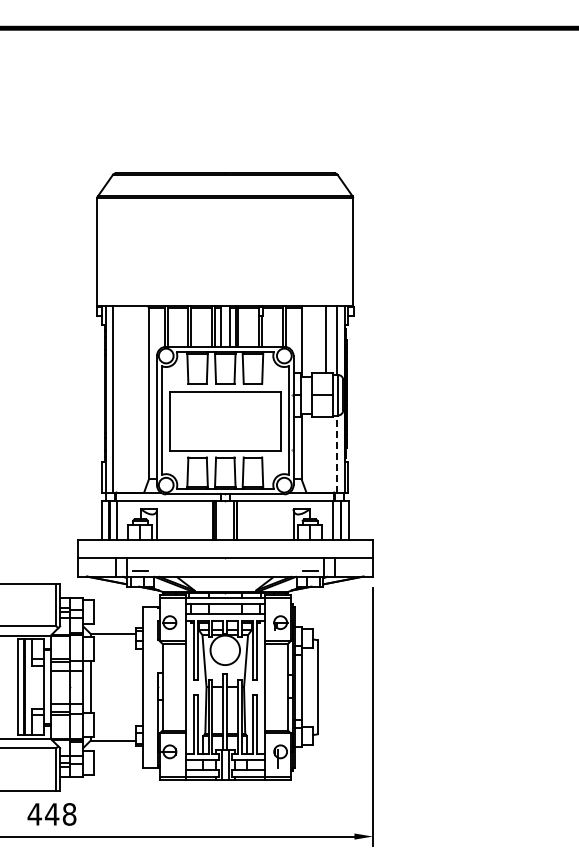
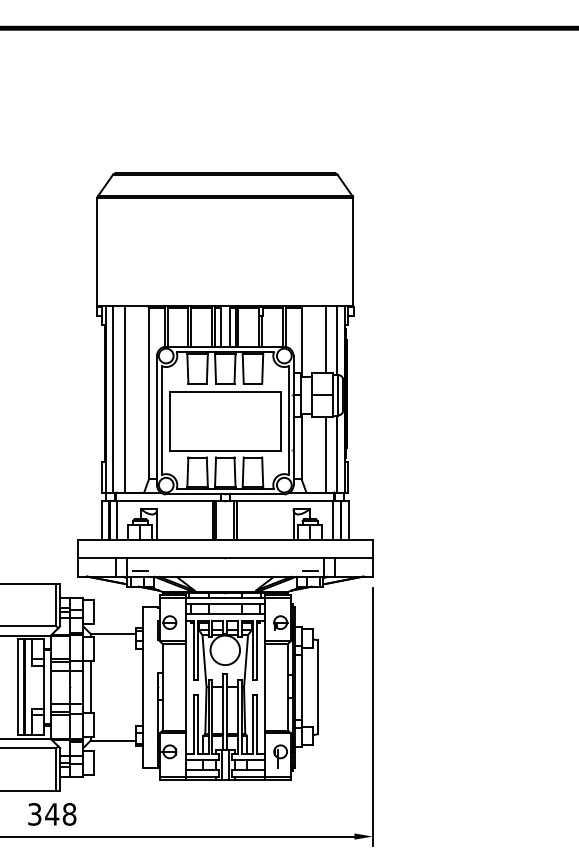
line: none -> present (125, 399)
line: none -> present (325, 454)
line: dashed -> solid (337, 454)
text: 448 -> 348 (34, 814)
